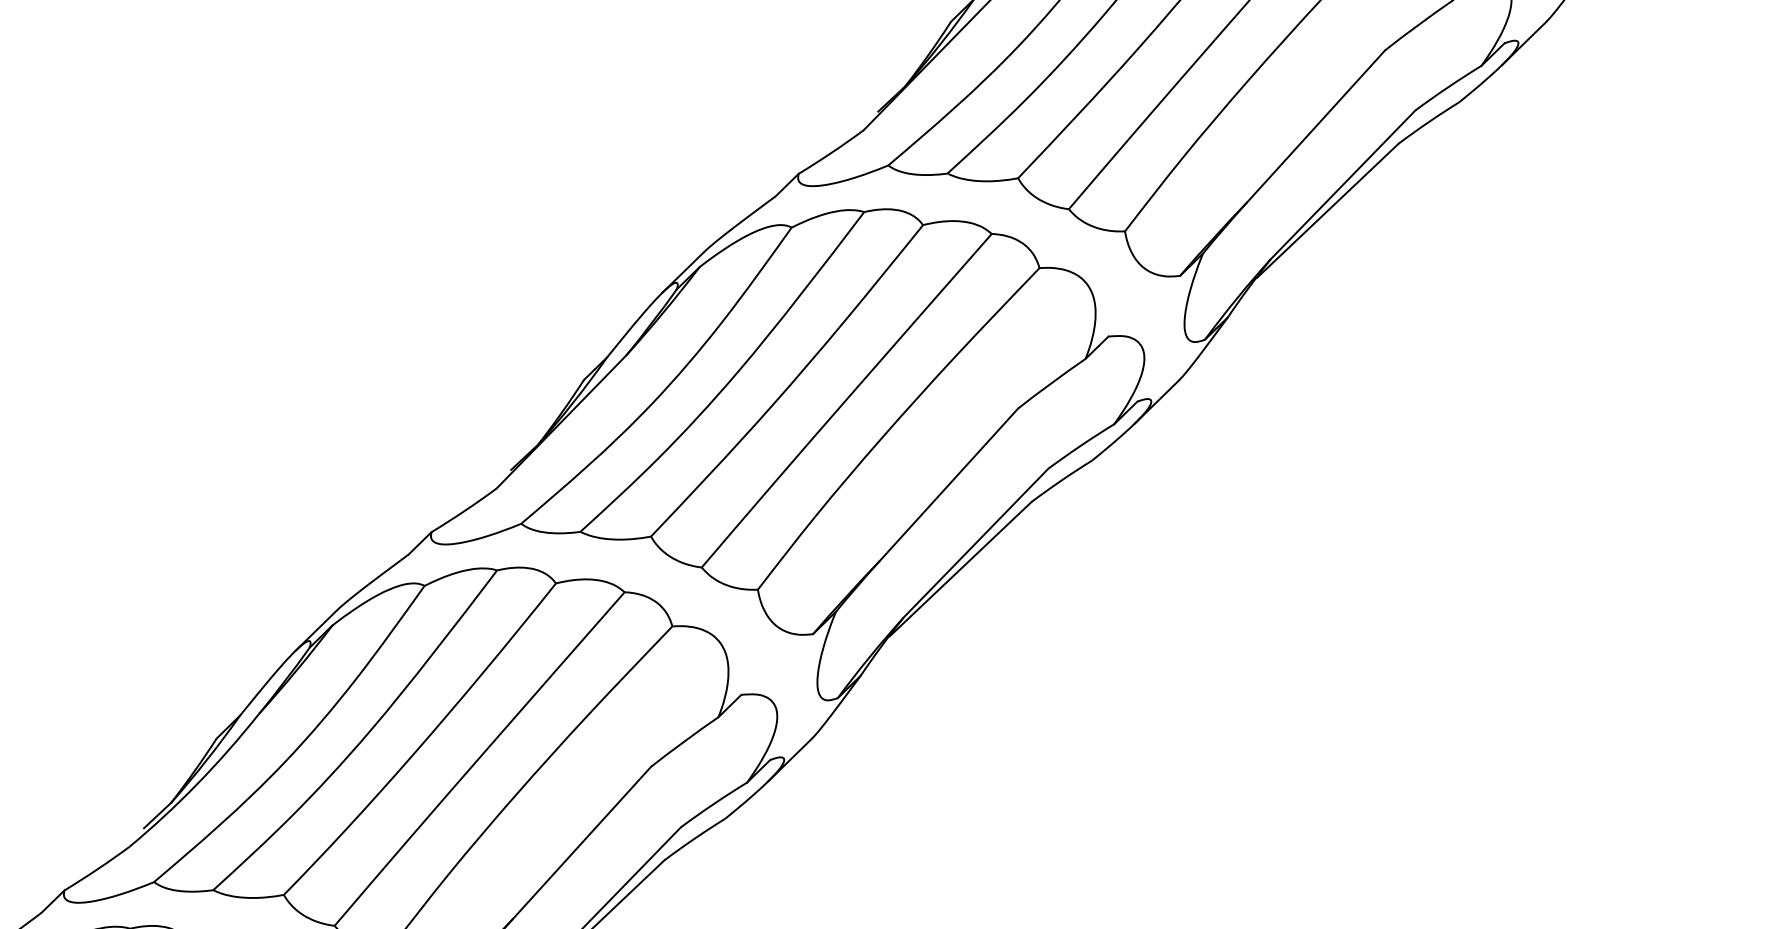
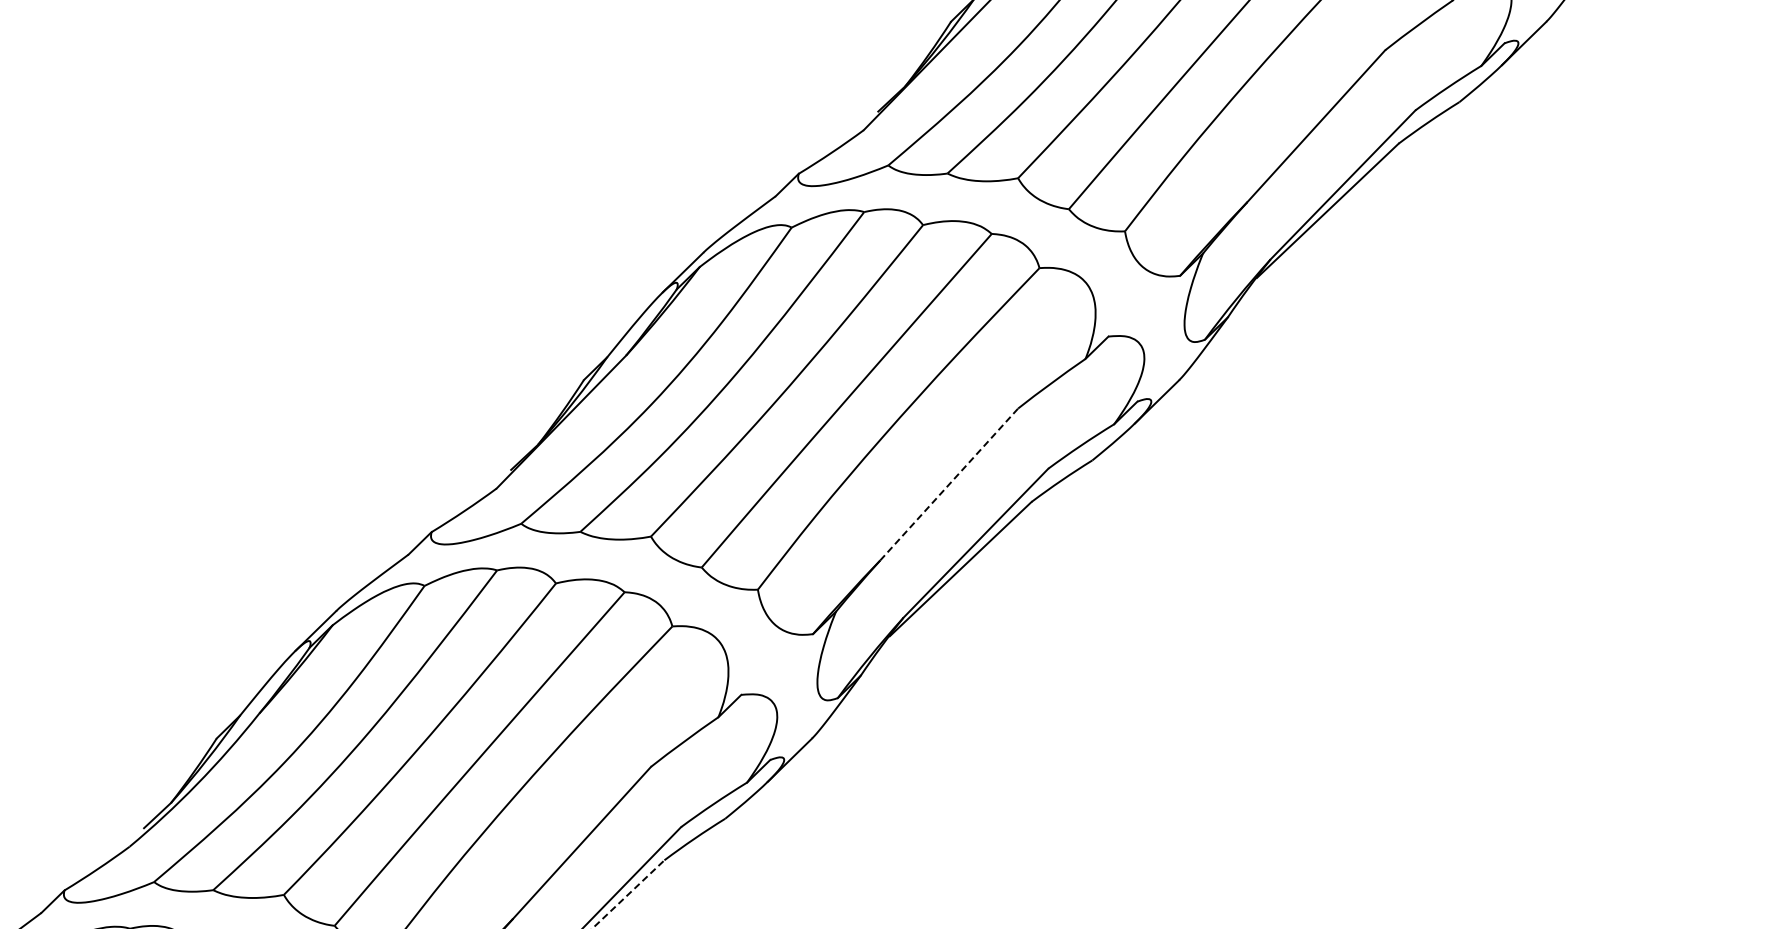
line: solid -> dashed (949, 484)
line: solid -> dashed (628, 894)
